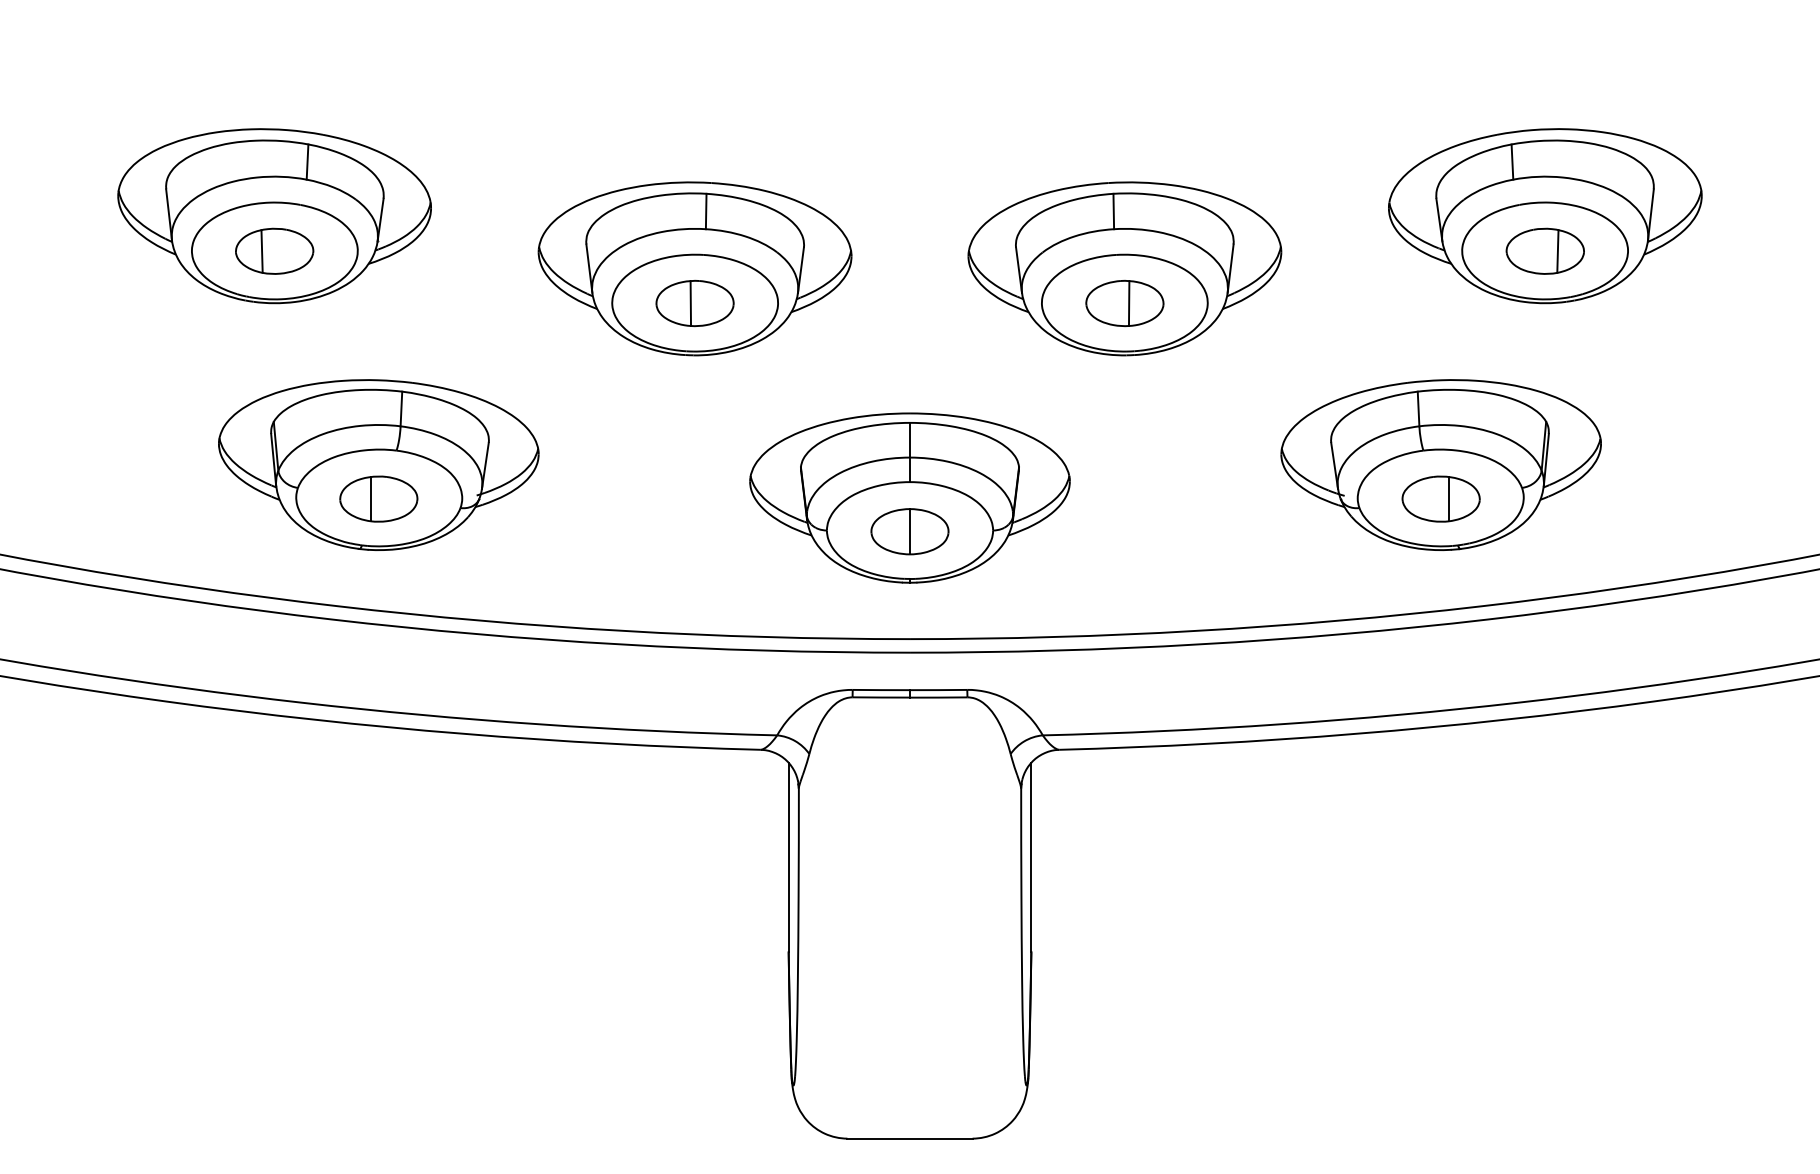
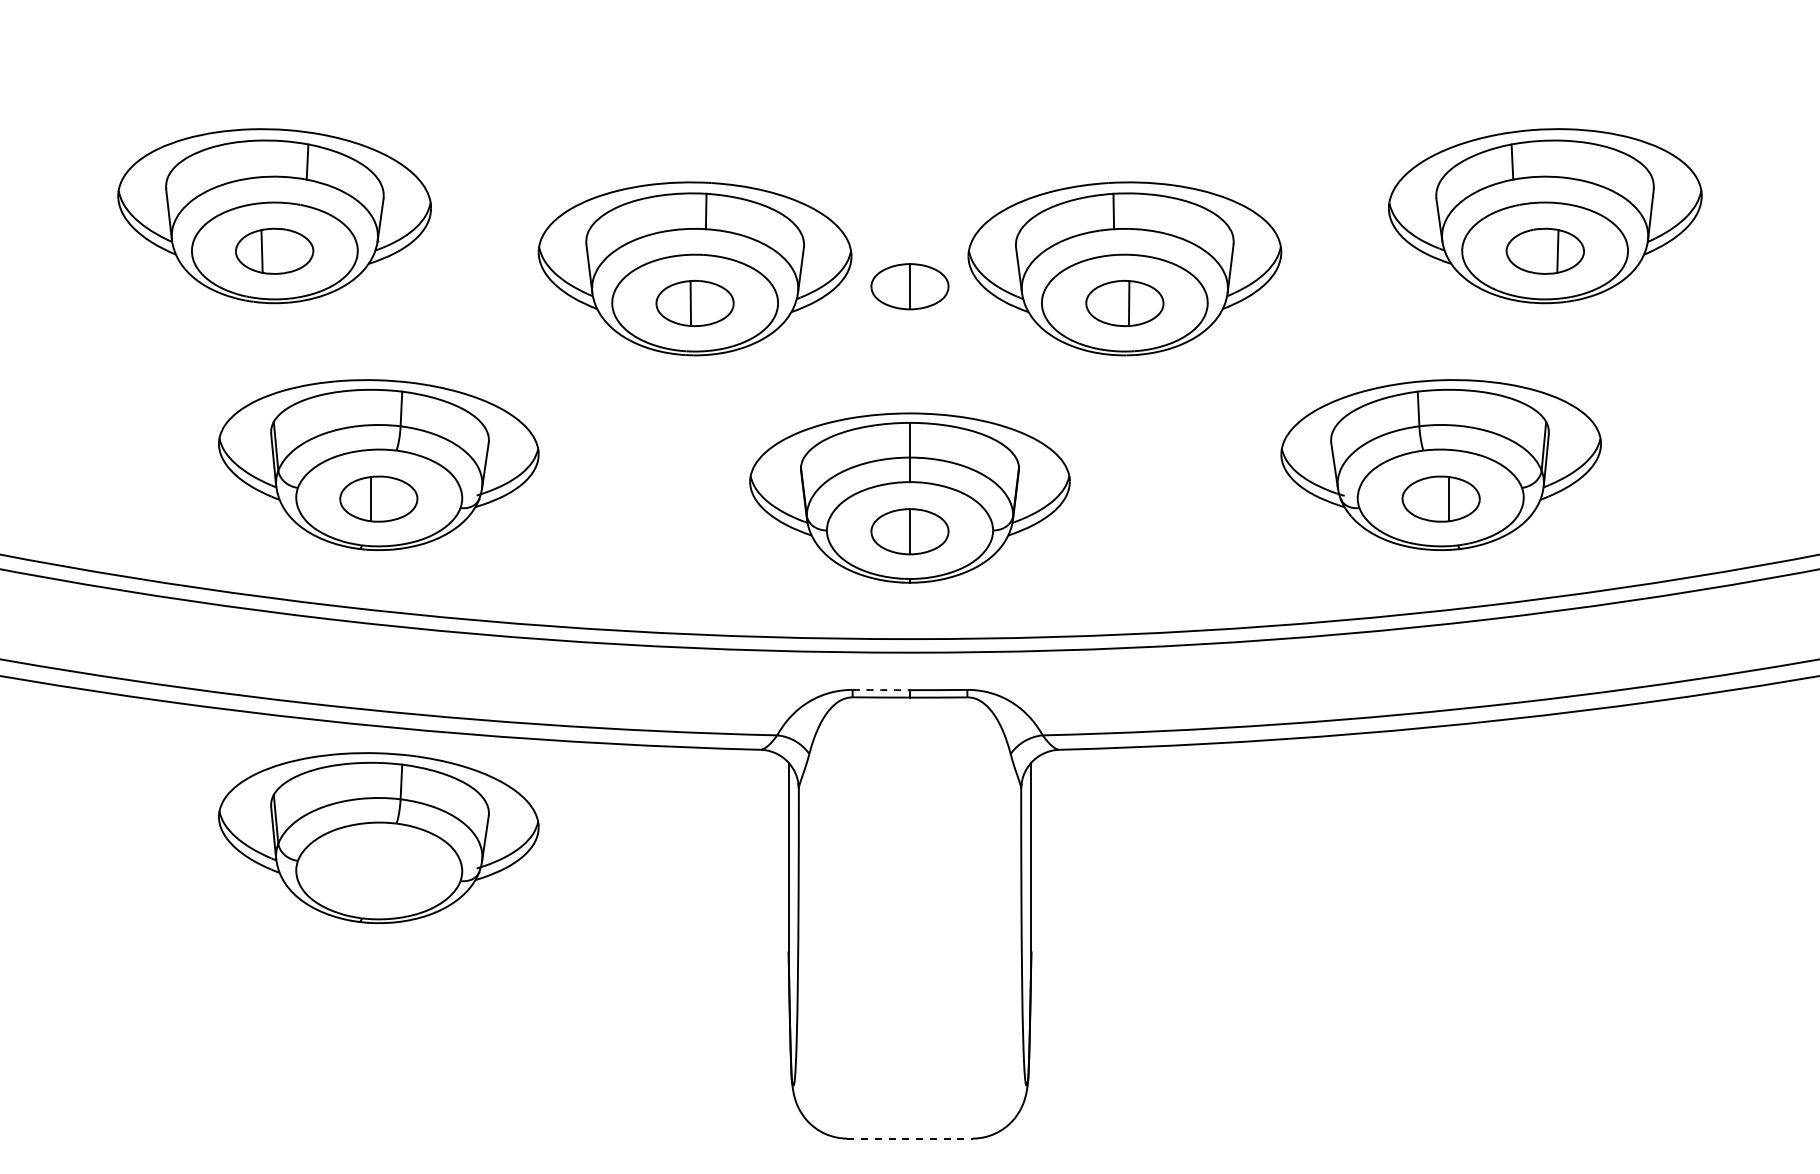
part: none -> present (909, 286)
arc: solid -> dashed (881, 690)
part: none -> present (378, 837)
line: solid -> dashed (910, 1138)
